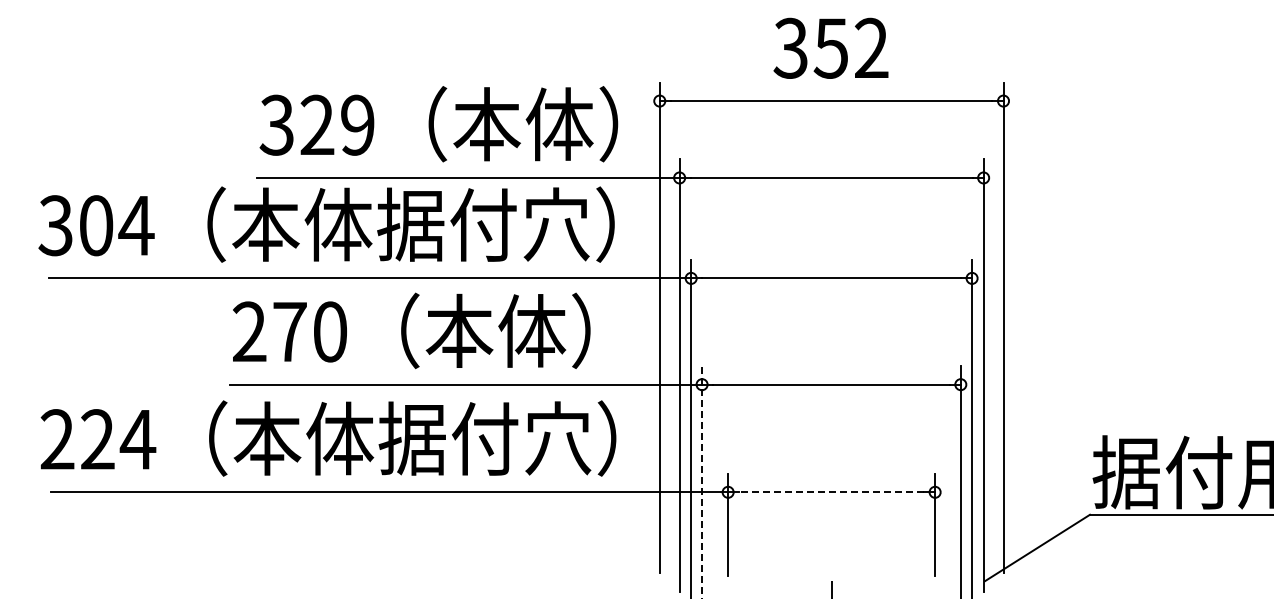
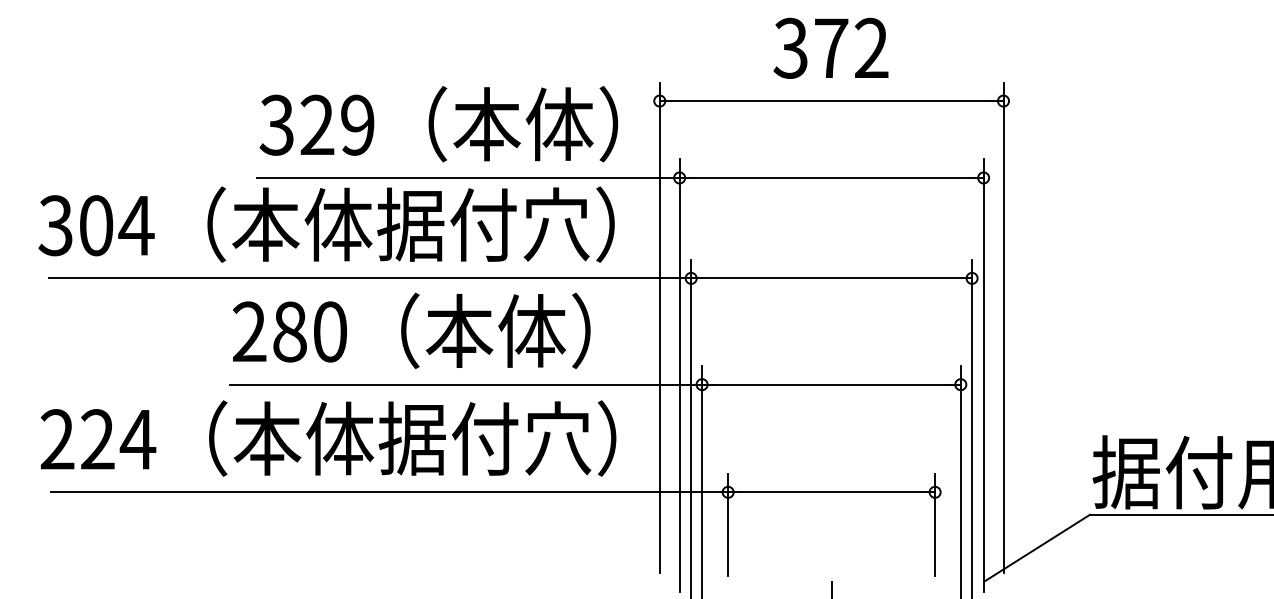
text: 352 -> 372 (830, 48)
text: 270 -> 280 (289, 331)
line: dashed -> solid (702, 482)
line: dashed -> solid (831, 492)
